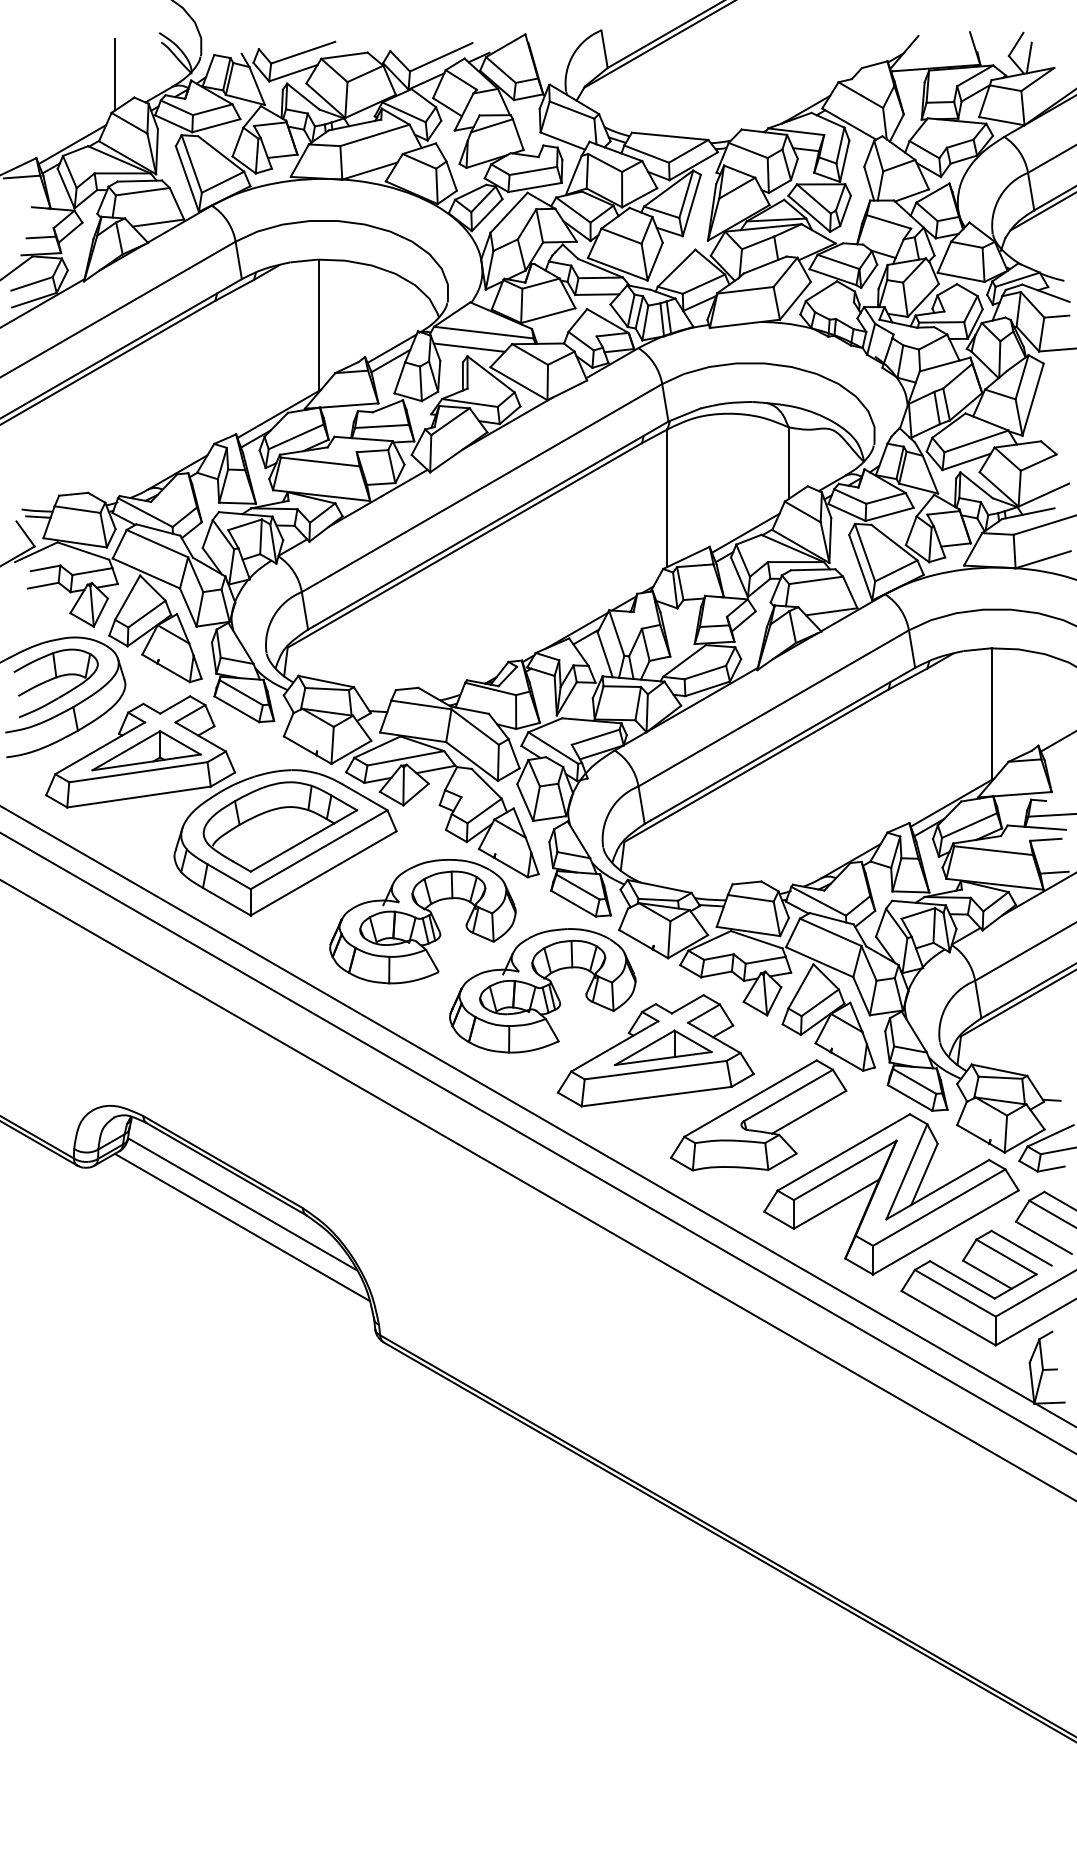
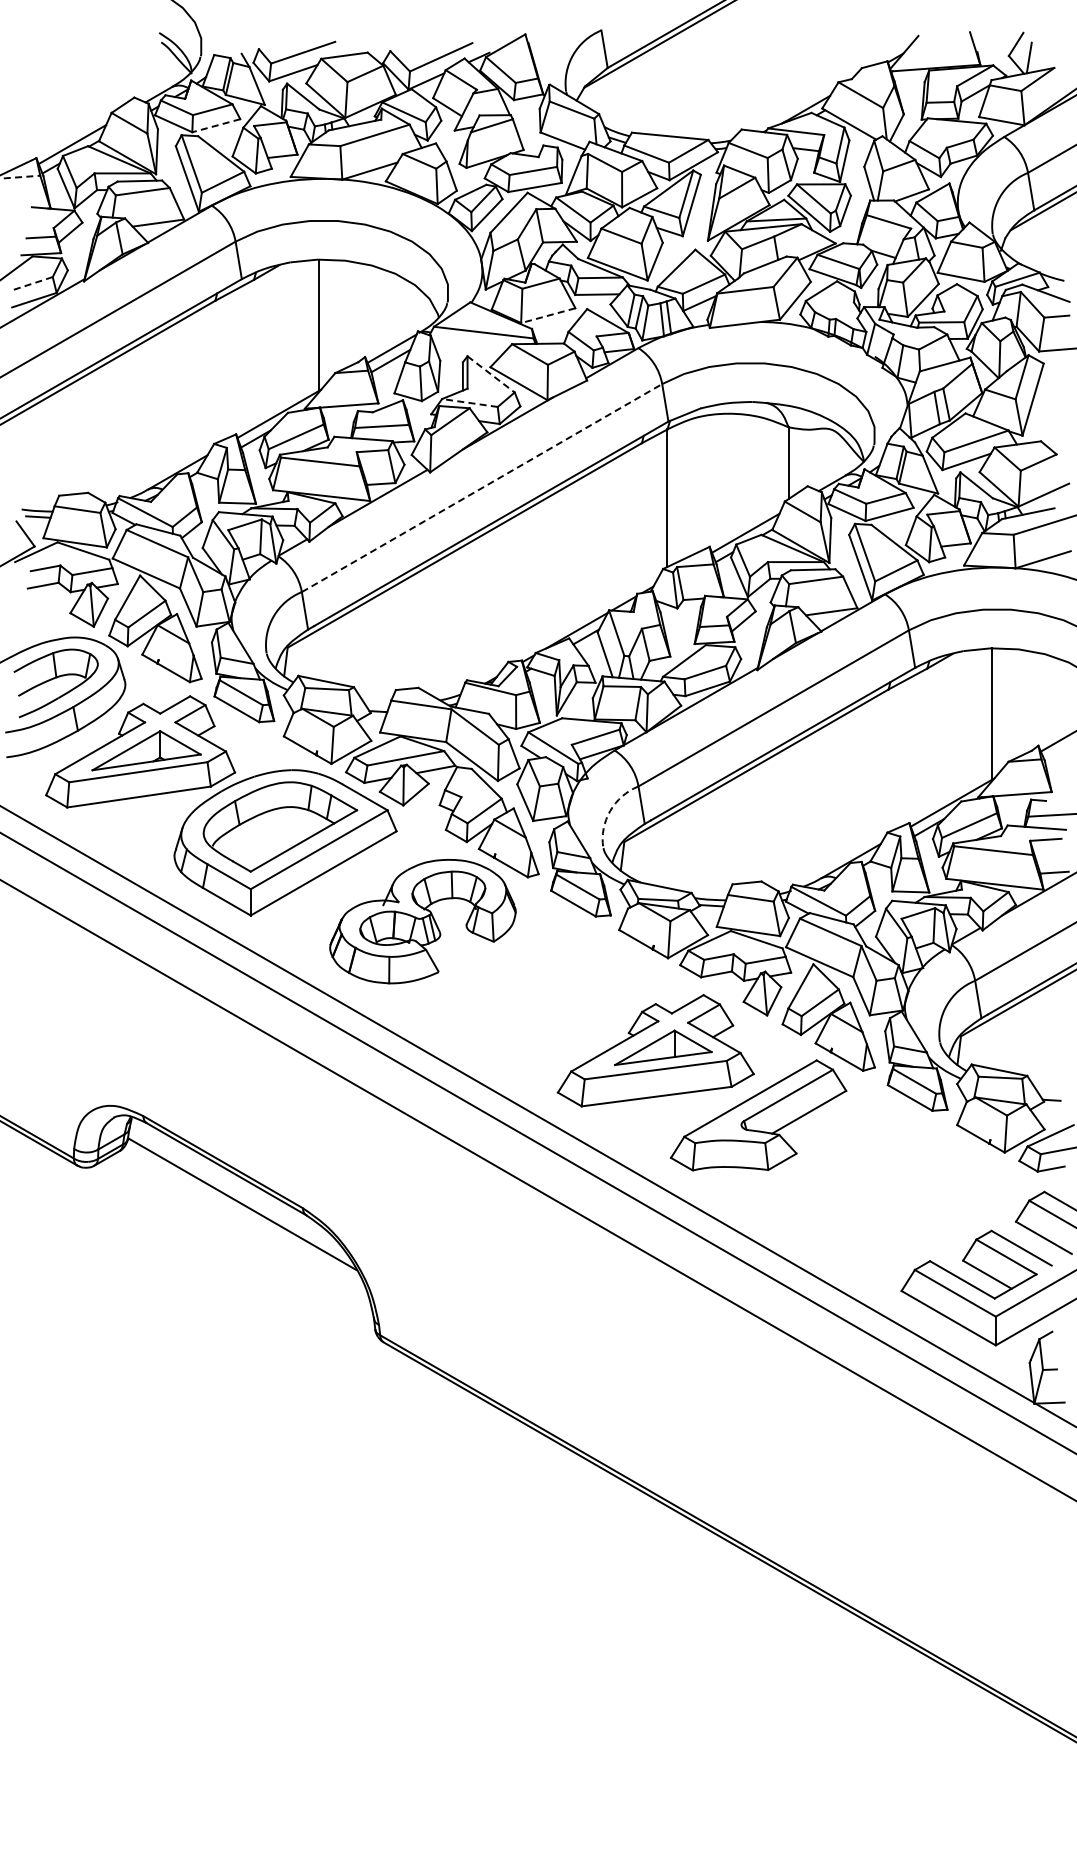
line: present -> none (115, 74)
line: solid -> dashed (216, 125)
line: solid -> dashed (22, 177)
line: solid -> dashed (32, 283)
line: solid -> dashed (547, 315)
line: present -> none (468, 347)
line: solid -> dashed (491, 374)
line: solid -> dashed (469, 402)
line: solid -> dashed (482, 487)
arc: solid -> dashed (610, 810)
part: present -> none (542, 990)
part: present -> none (891, 1194)
line: present -> none (241, 1226)
